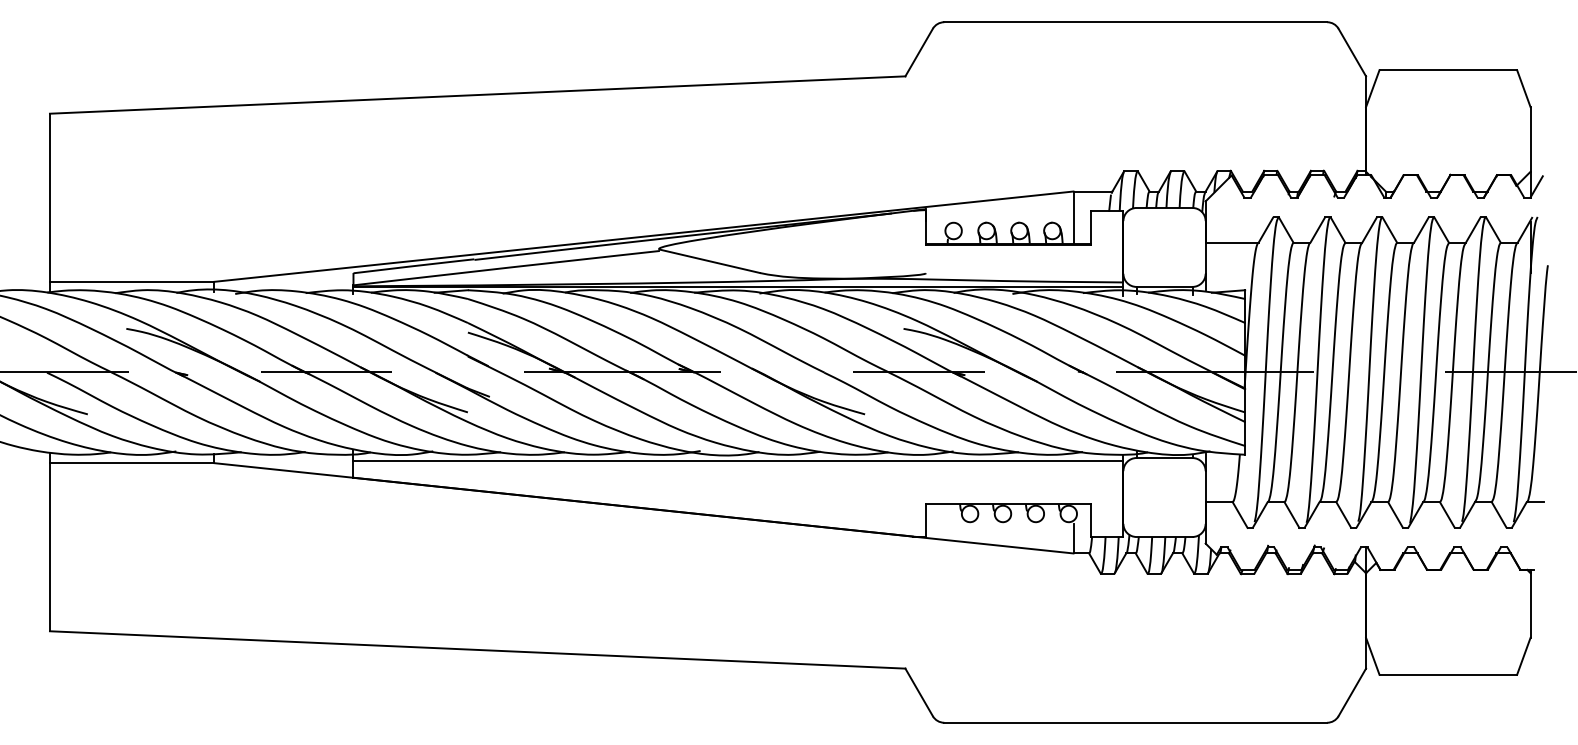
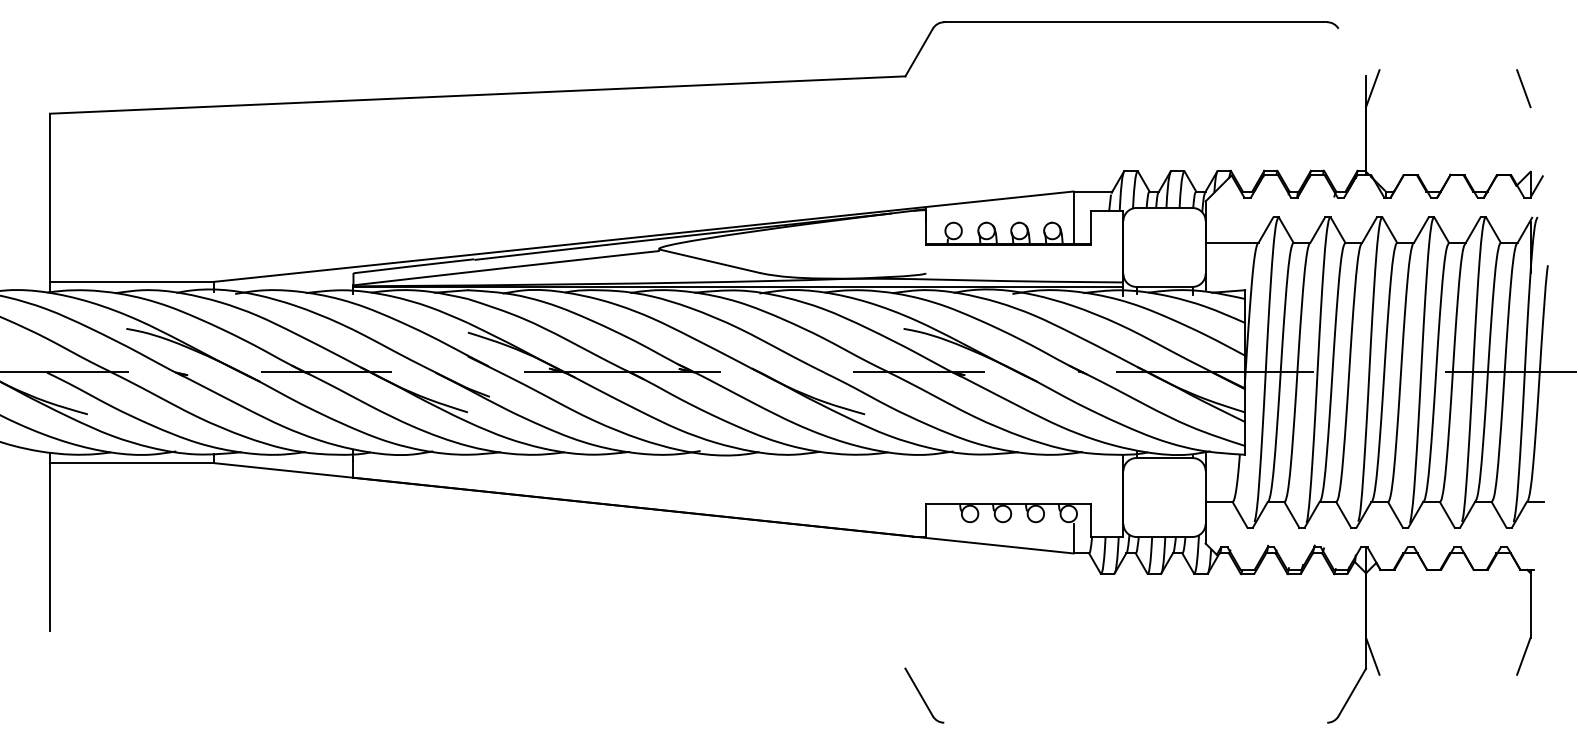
line: present -> none (1352, 52)
line: present -> none (1448, 70)
line: present -> none (1530, 139)
line: present -> none (738, 460)
line: present -> none (477, 649)
line: present -> none (1448, 674)
line: present -> none (1135, 722)
